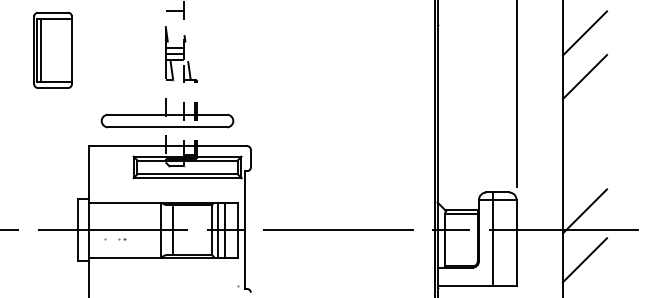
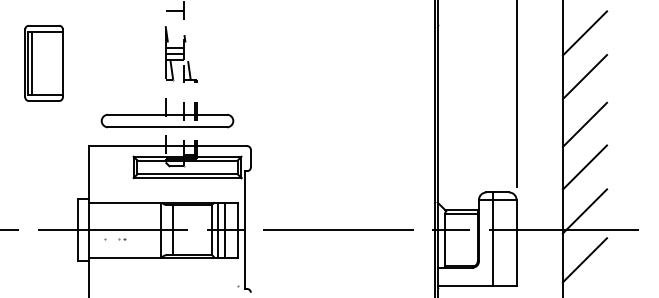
part position: (52, 49) -> (43, 62) (43, 62)
line: none -> present (584, 124)
line: none -> present (584, 167)
